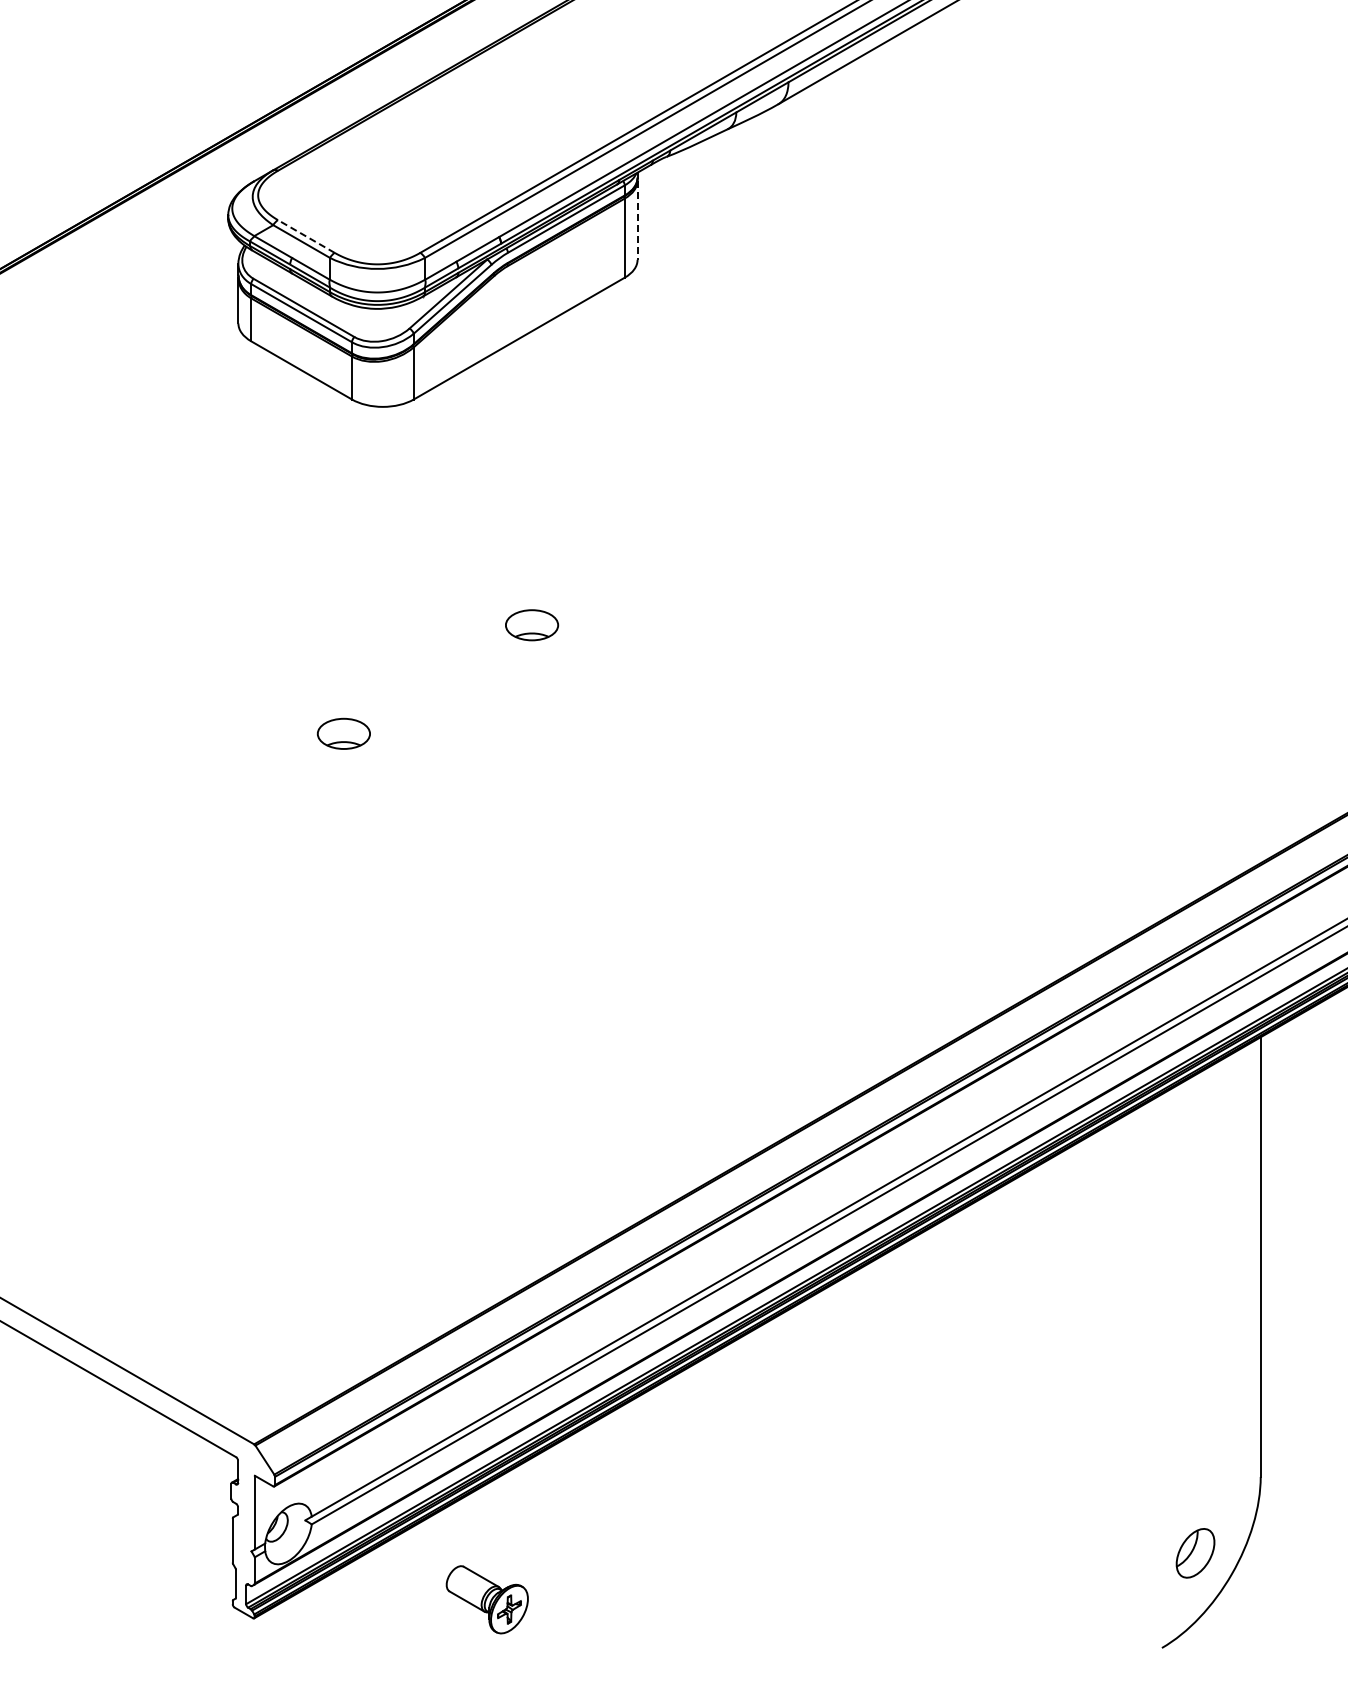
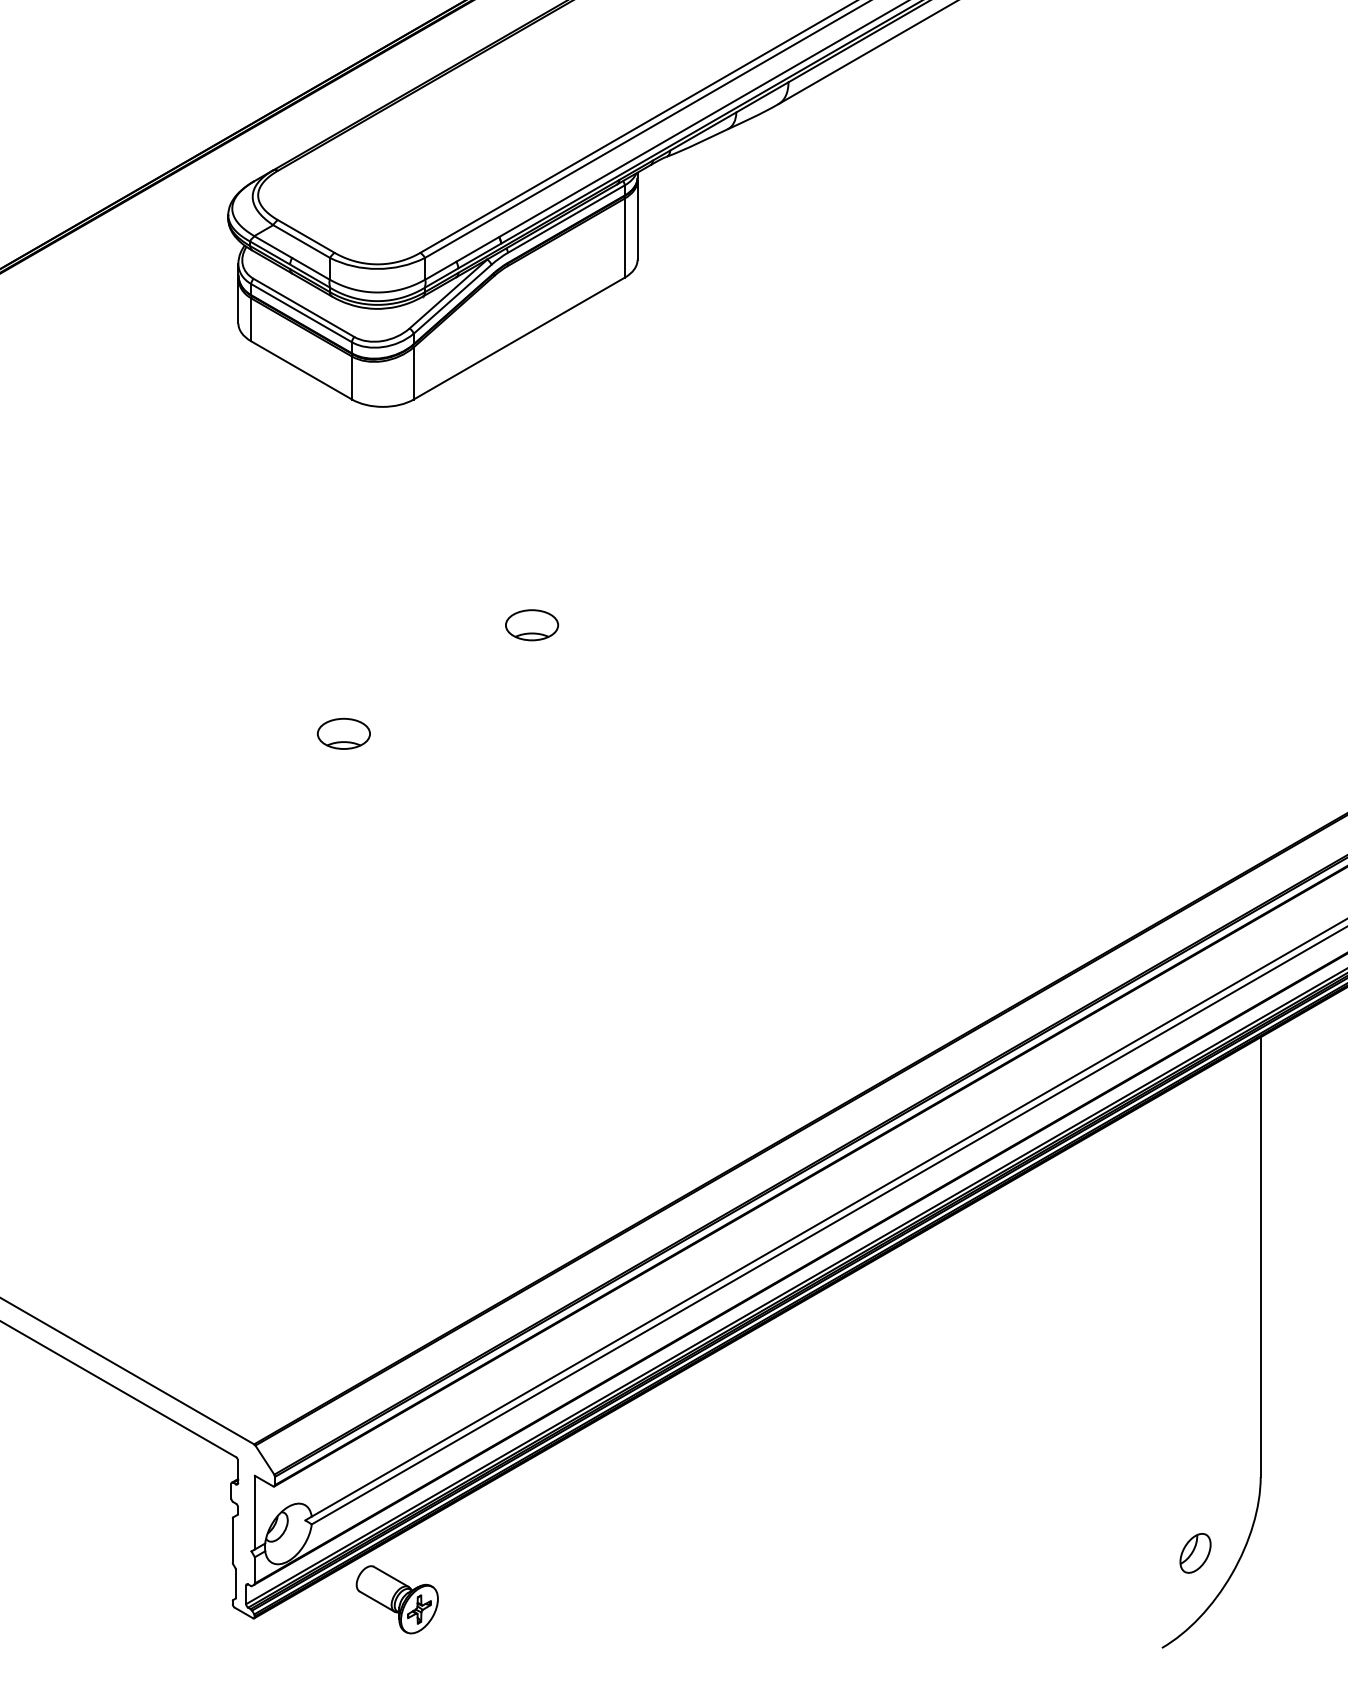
line: dashed -> solid (637, 220)
line: dashed -> solid (306, 236)
part size: 41x51 px -> 33x41 px (1195, 1553)
part position: (486, 1599) -> (396, 1599) (396, 1599)
